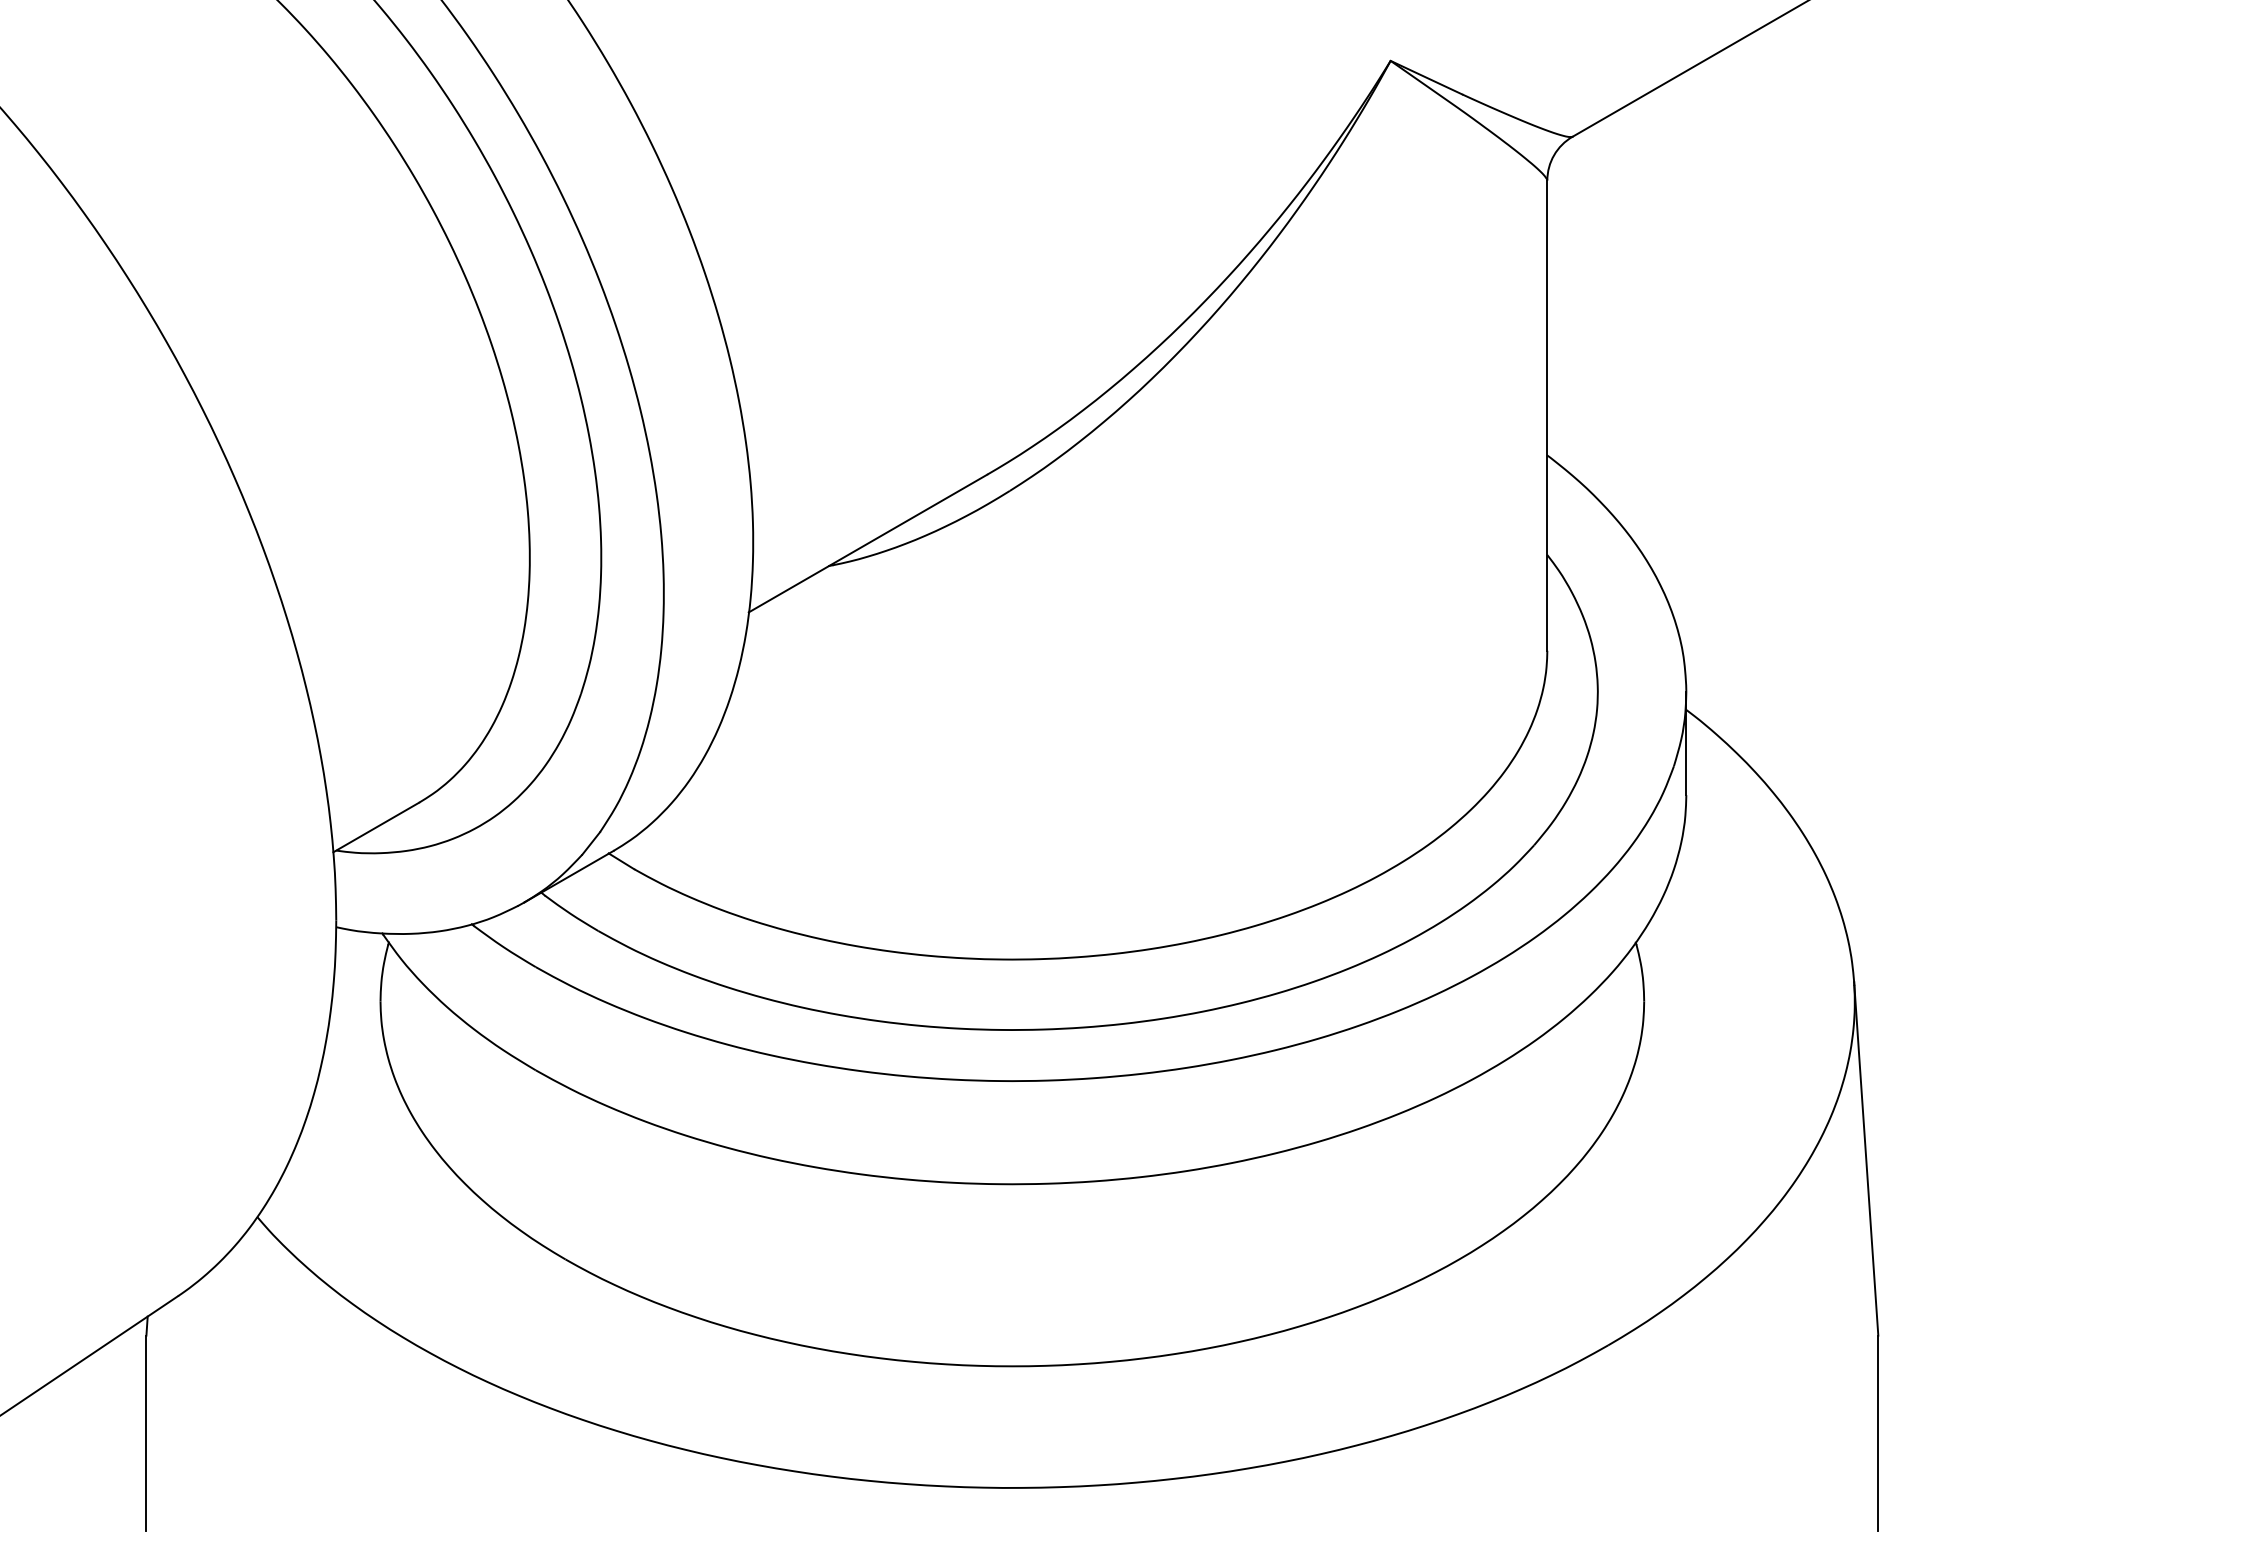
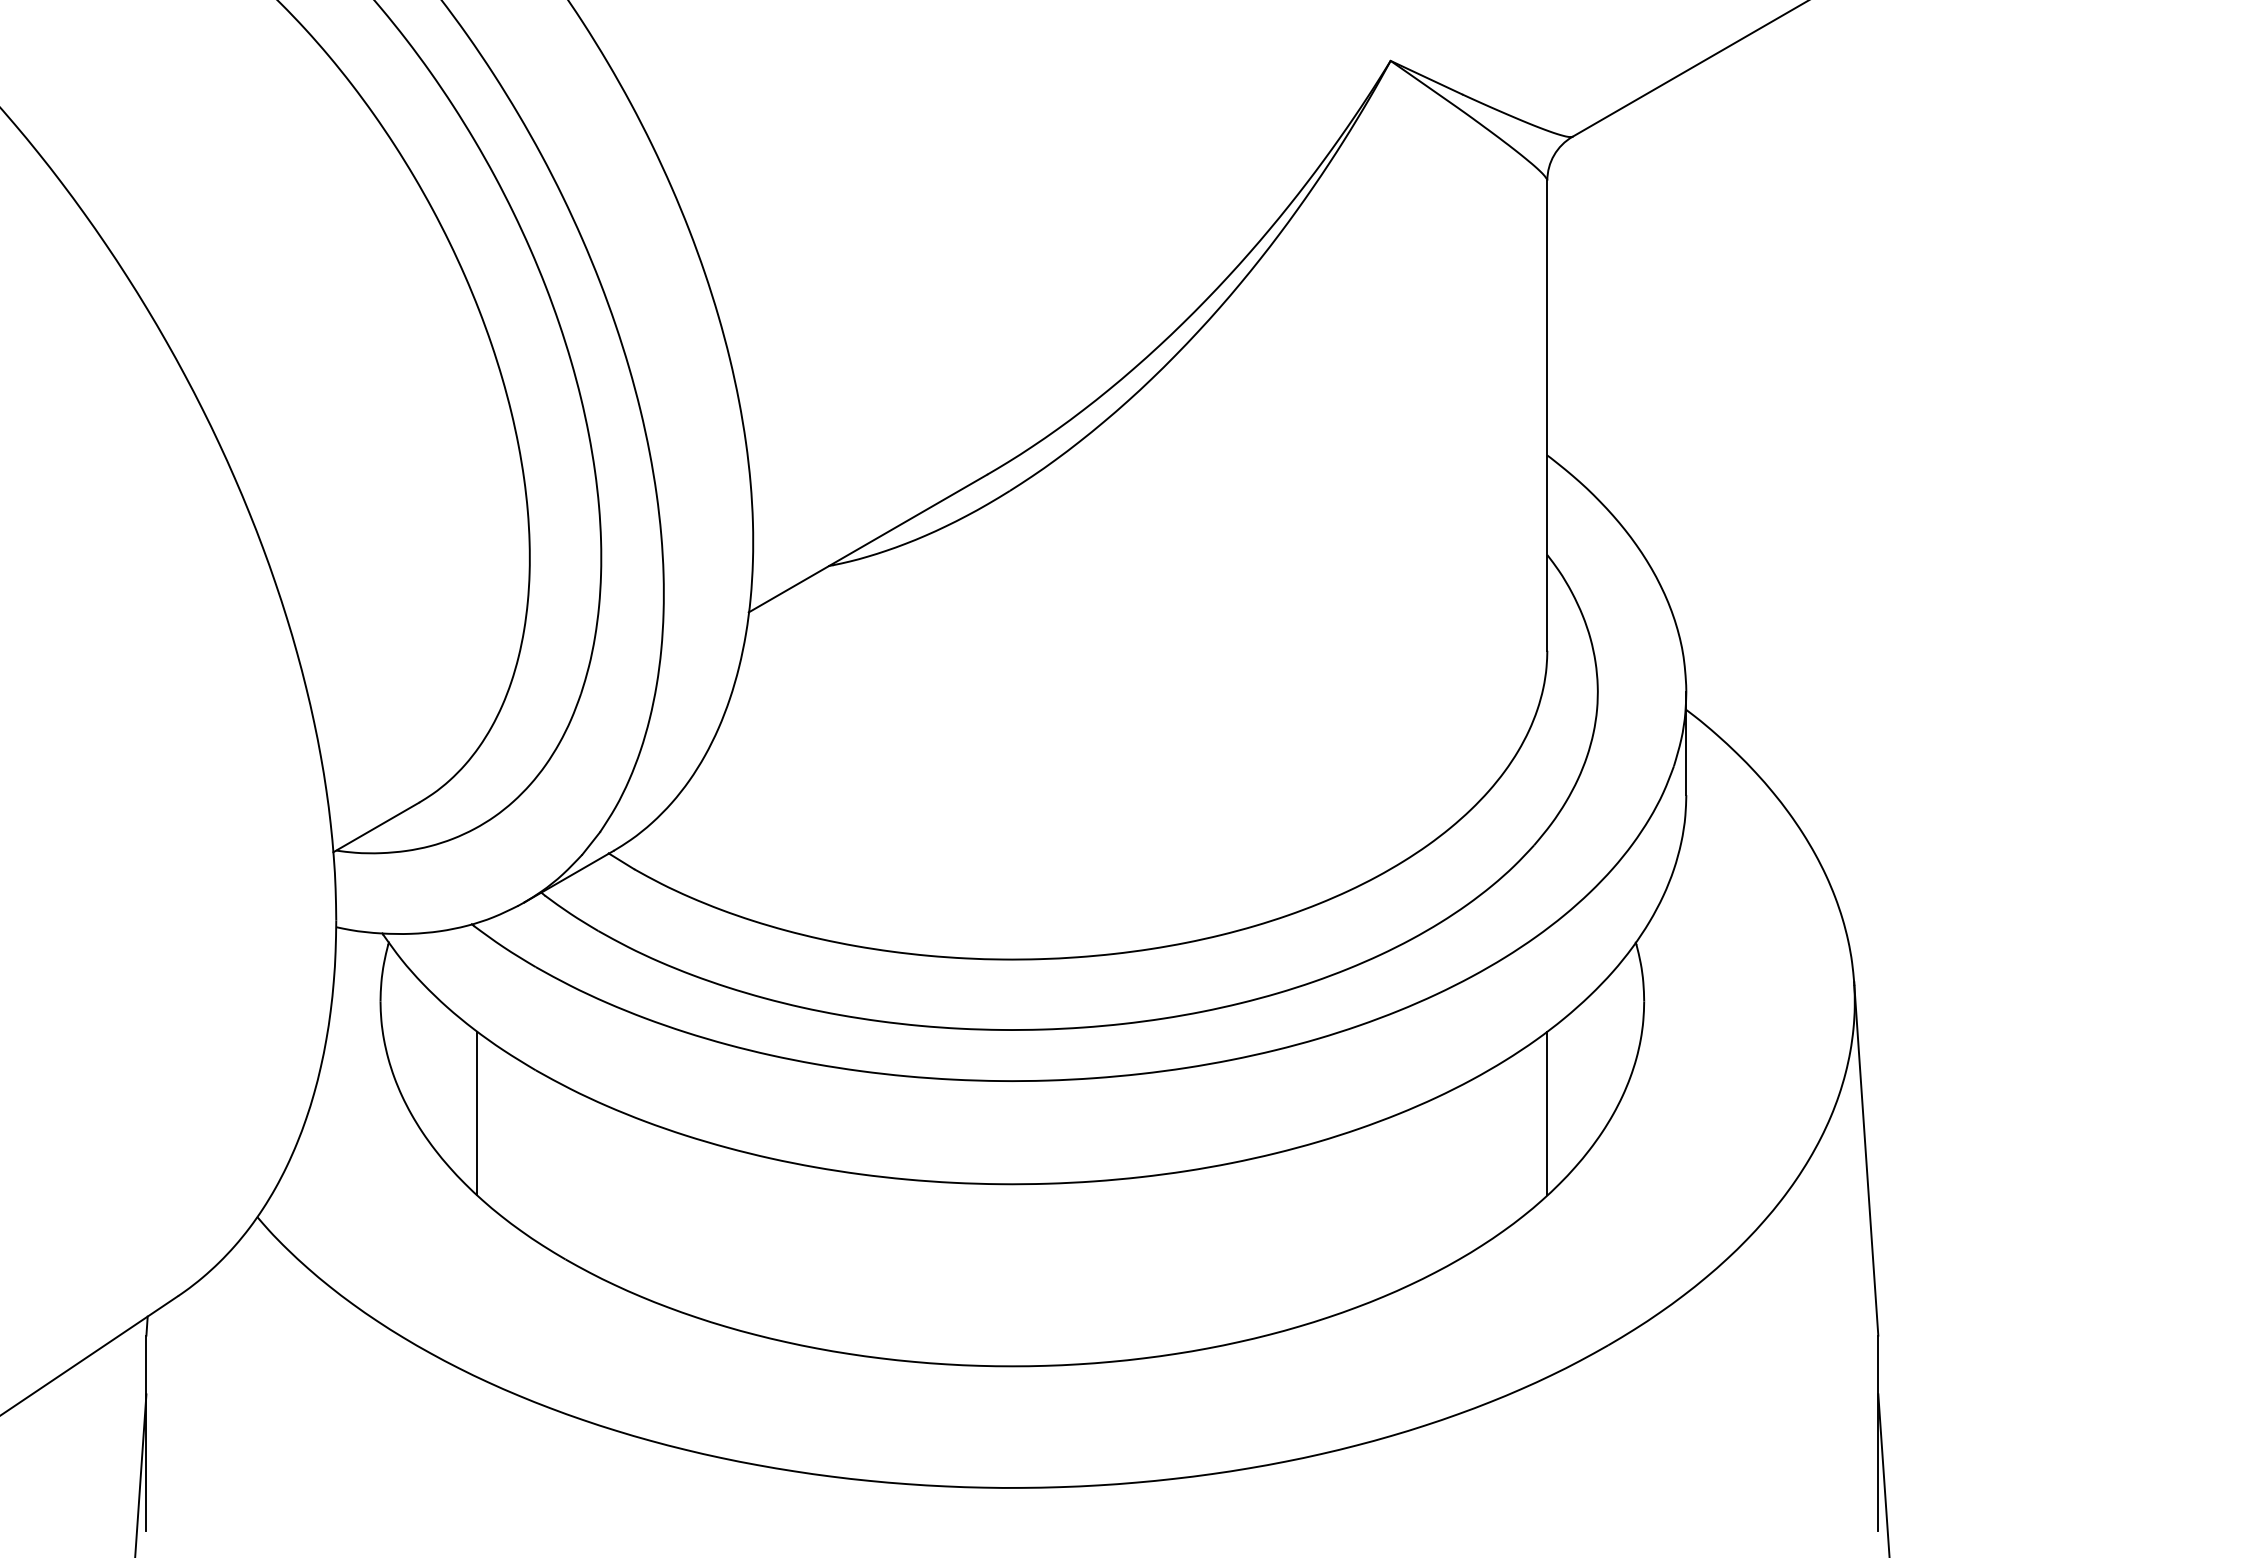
line: none -> present (477, 1113)
line: none -> present (1547, 1113)
line: none -> present (140, 1474)
line: none -> present (1883, 1474)
